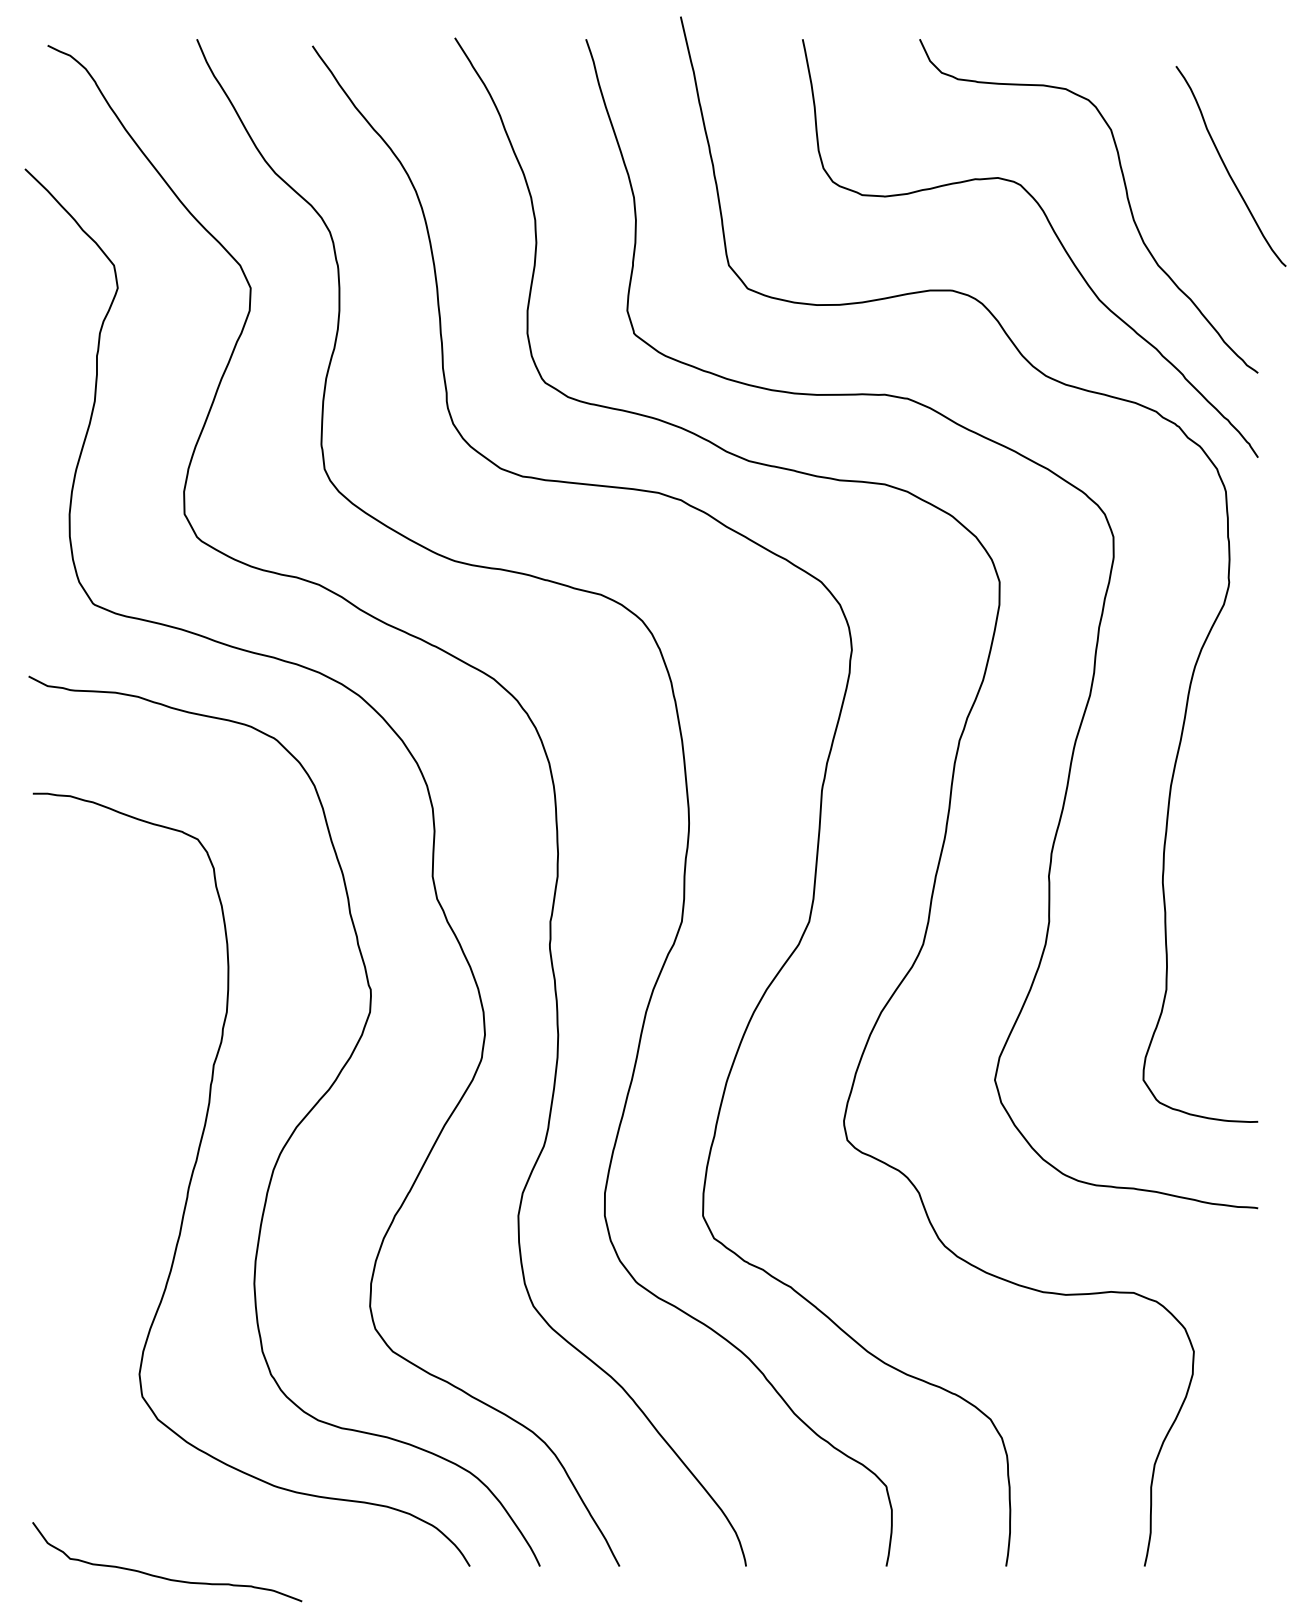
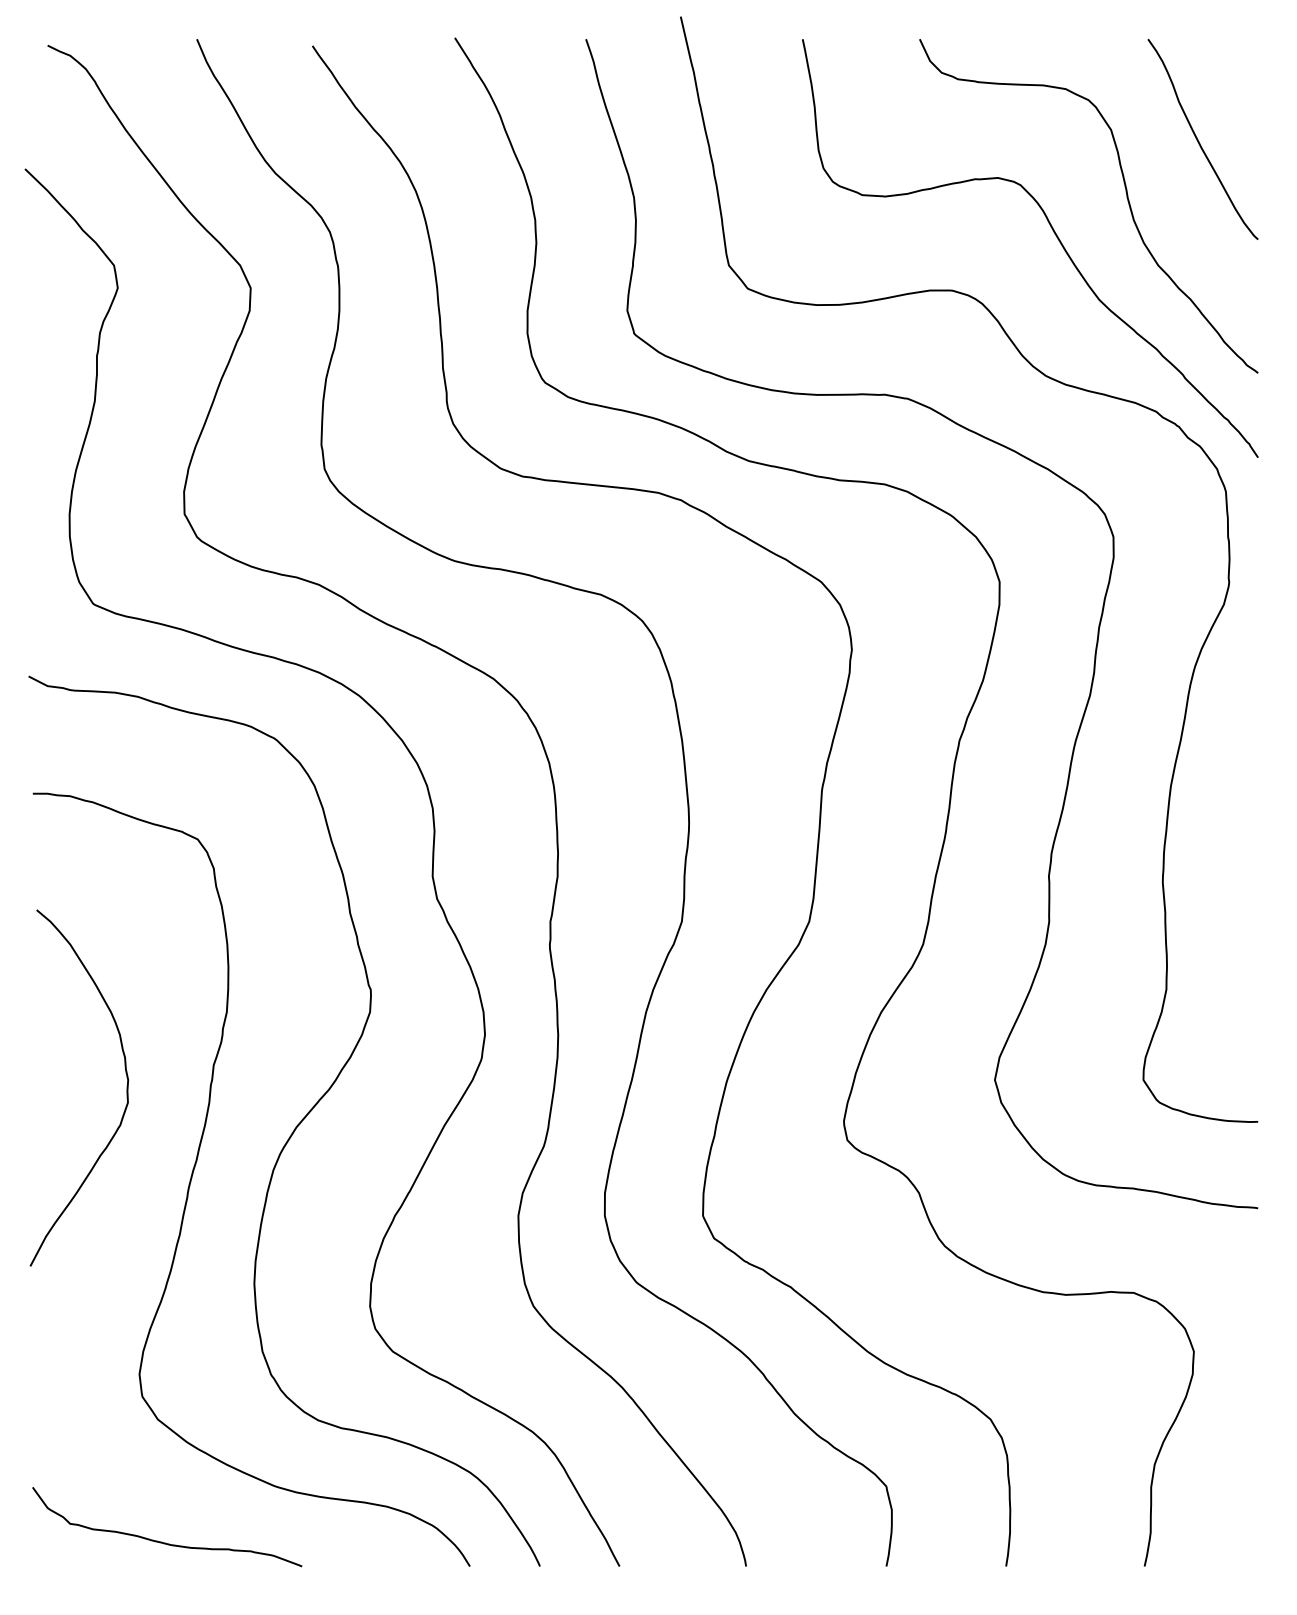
curve position: (1227, 168) -> (1199, 141) (1199, 141)
curve: none -> present (126, 1087)
curve position: (165, 1577) -> (165, 1542) (165, 1542)
